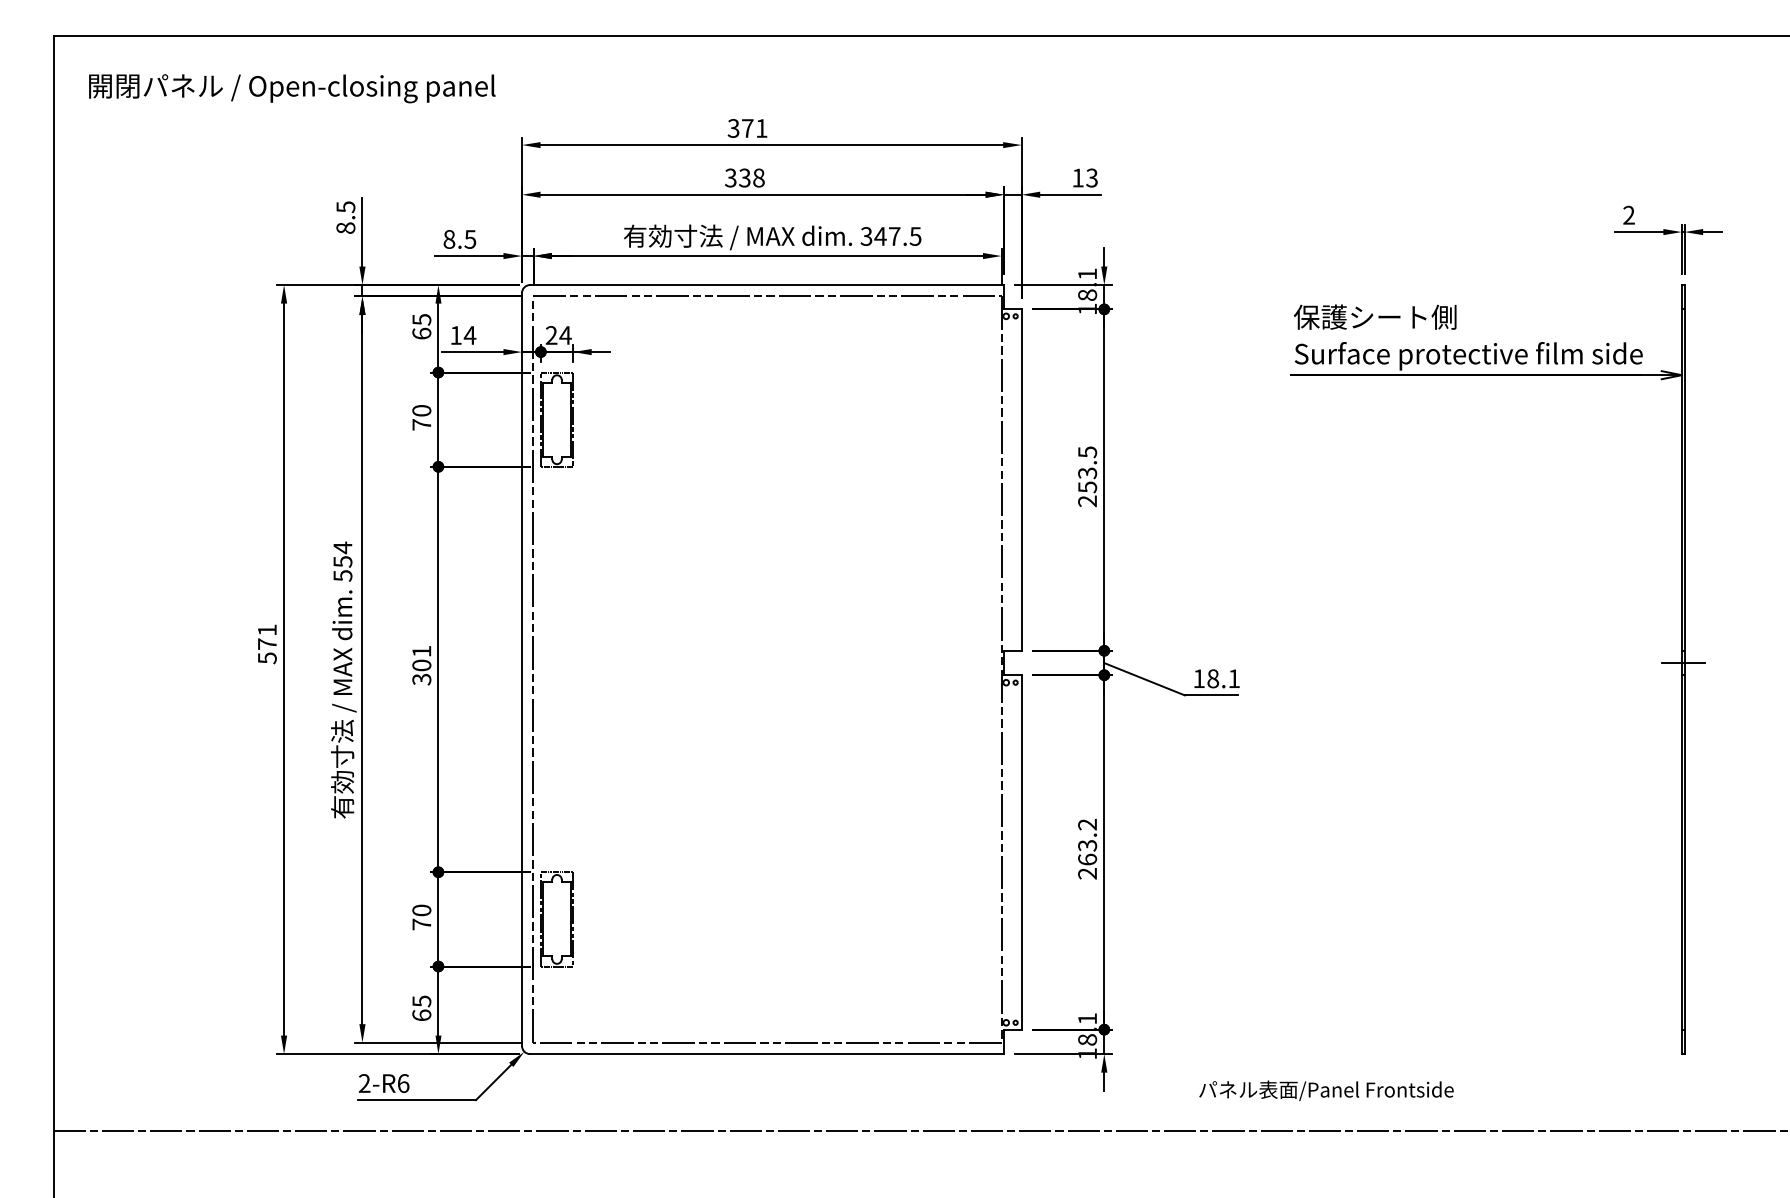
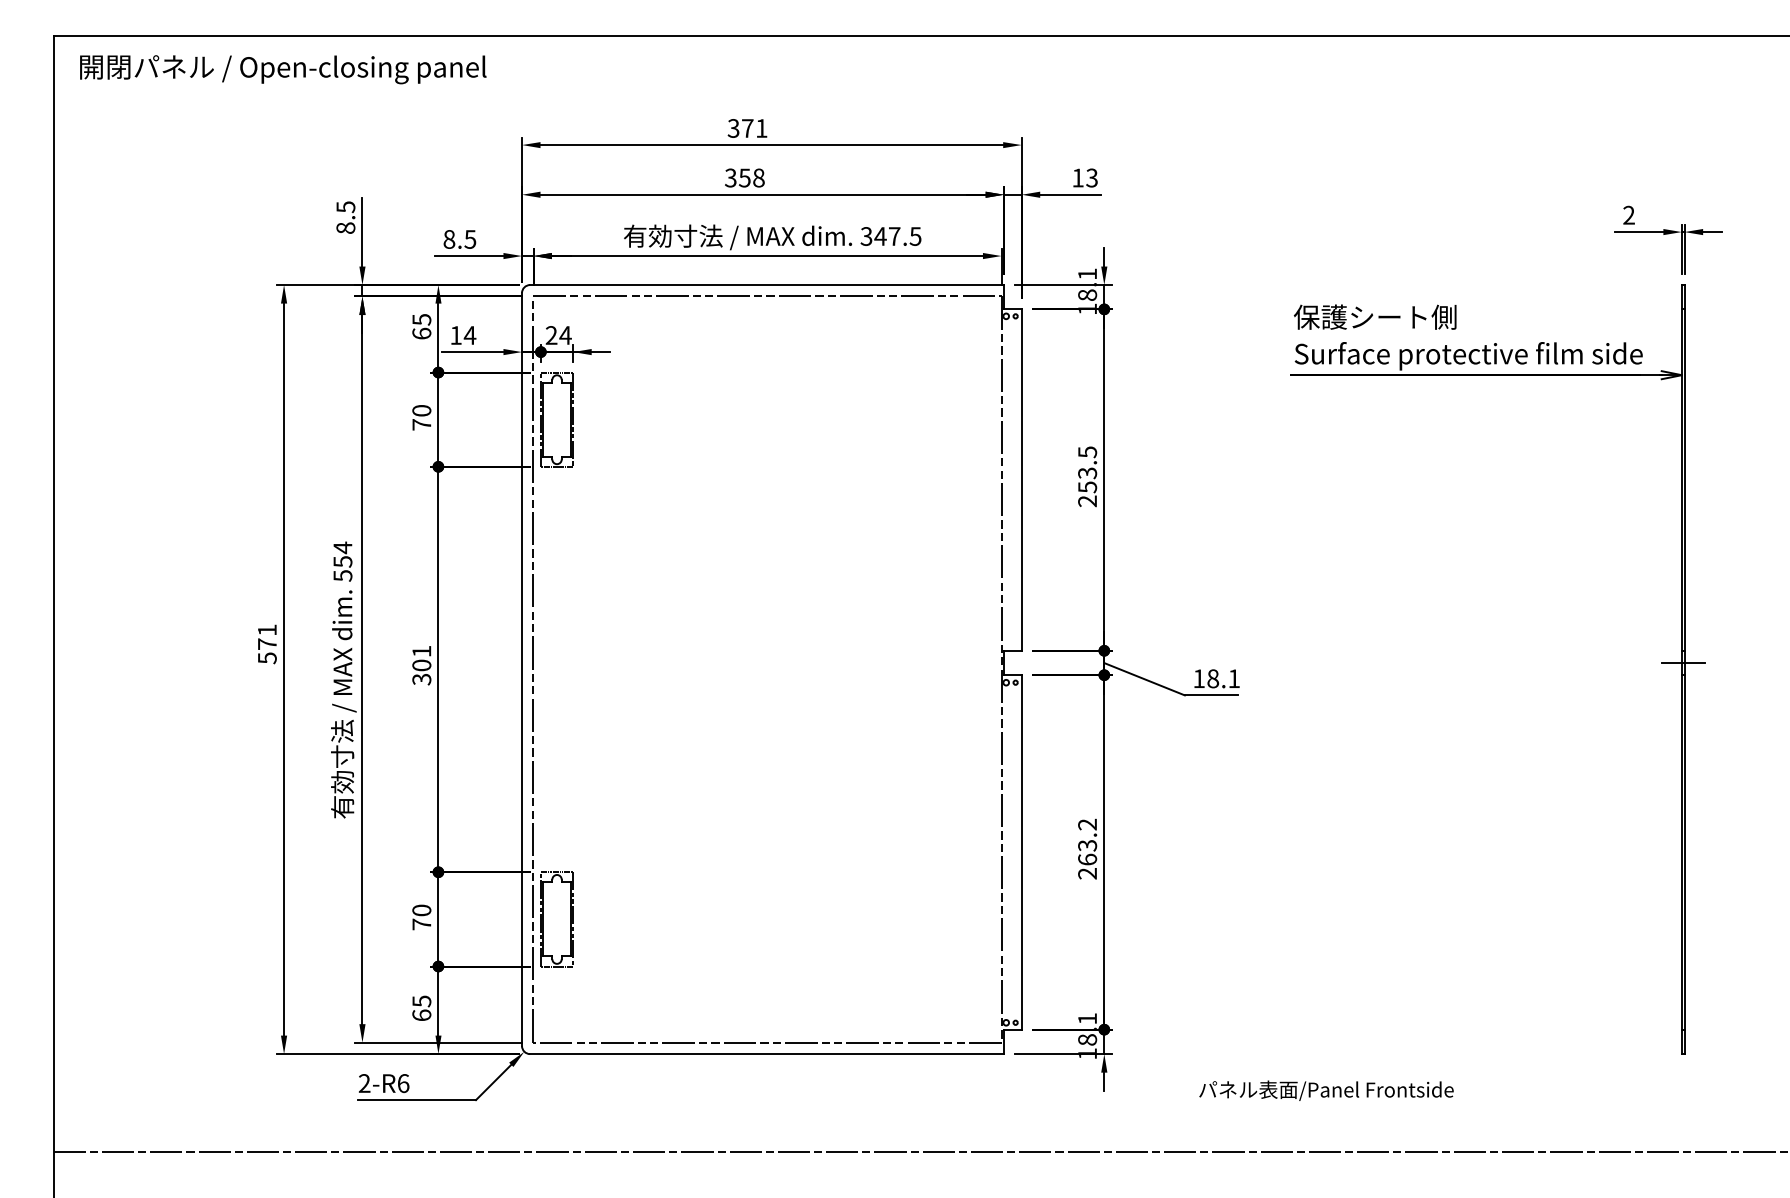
text position: (292, 88) -> (283, 69) (283, 69)
text: 338 -> 358 (744, 177)
line position: (919, 1130) -> (919, 1151) (919, 1151)
